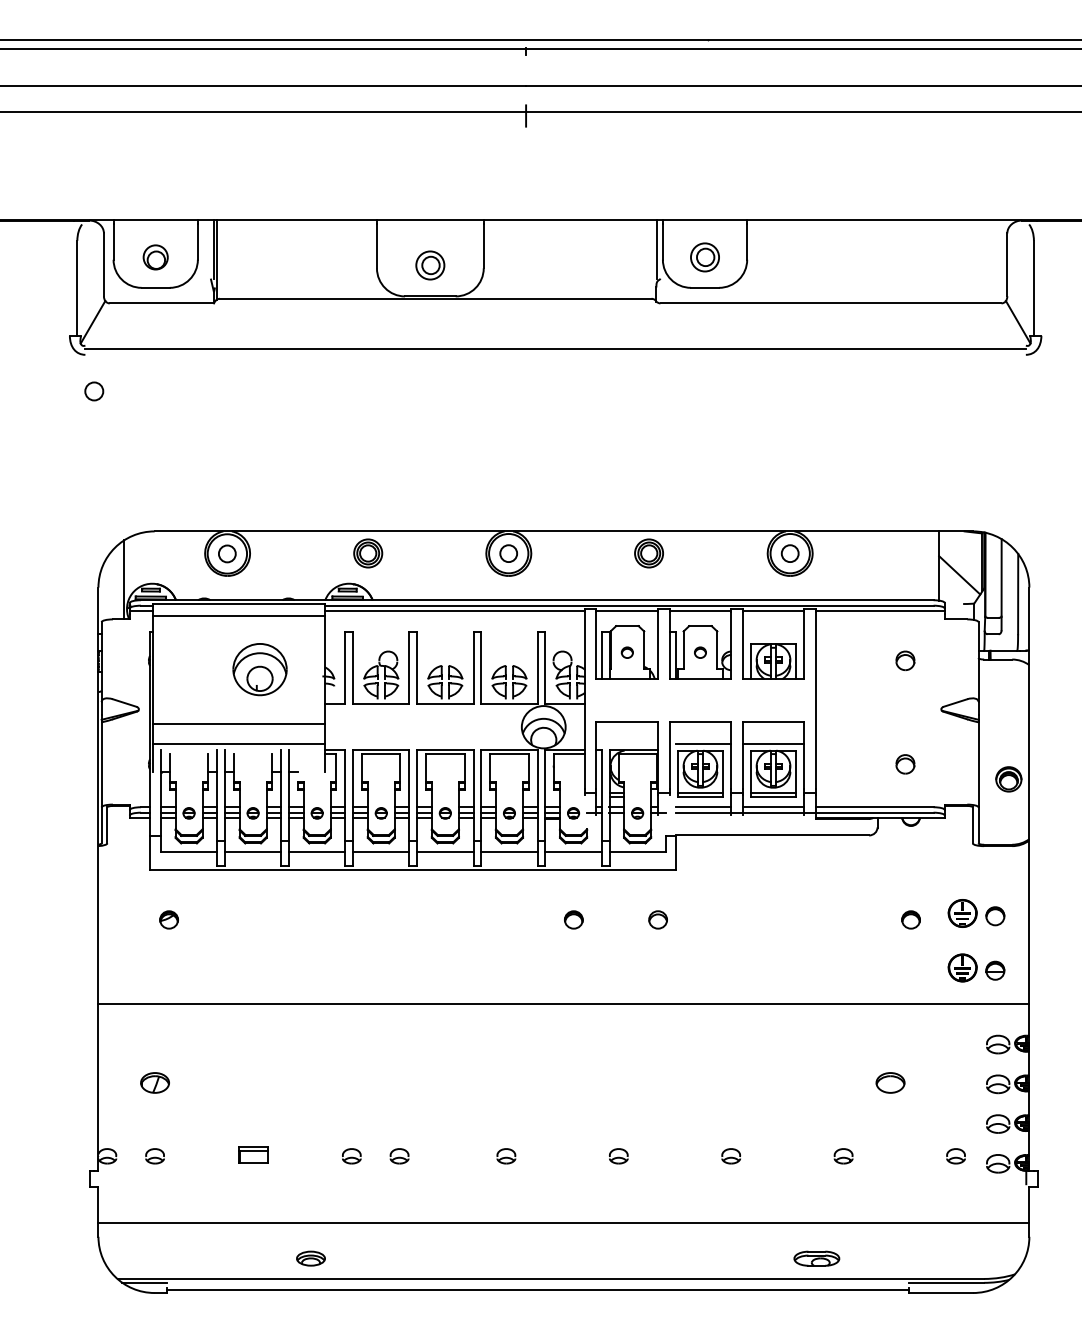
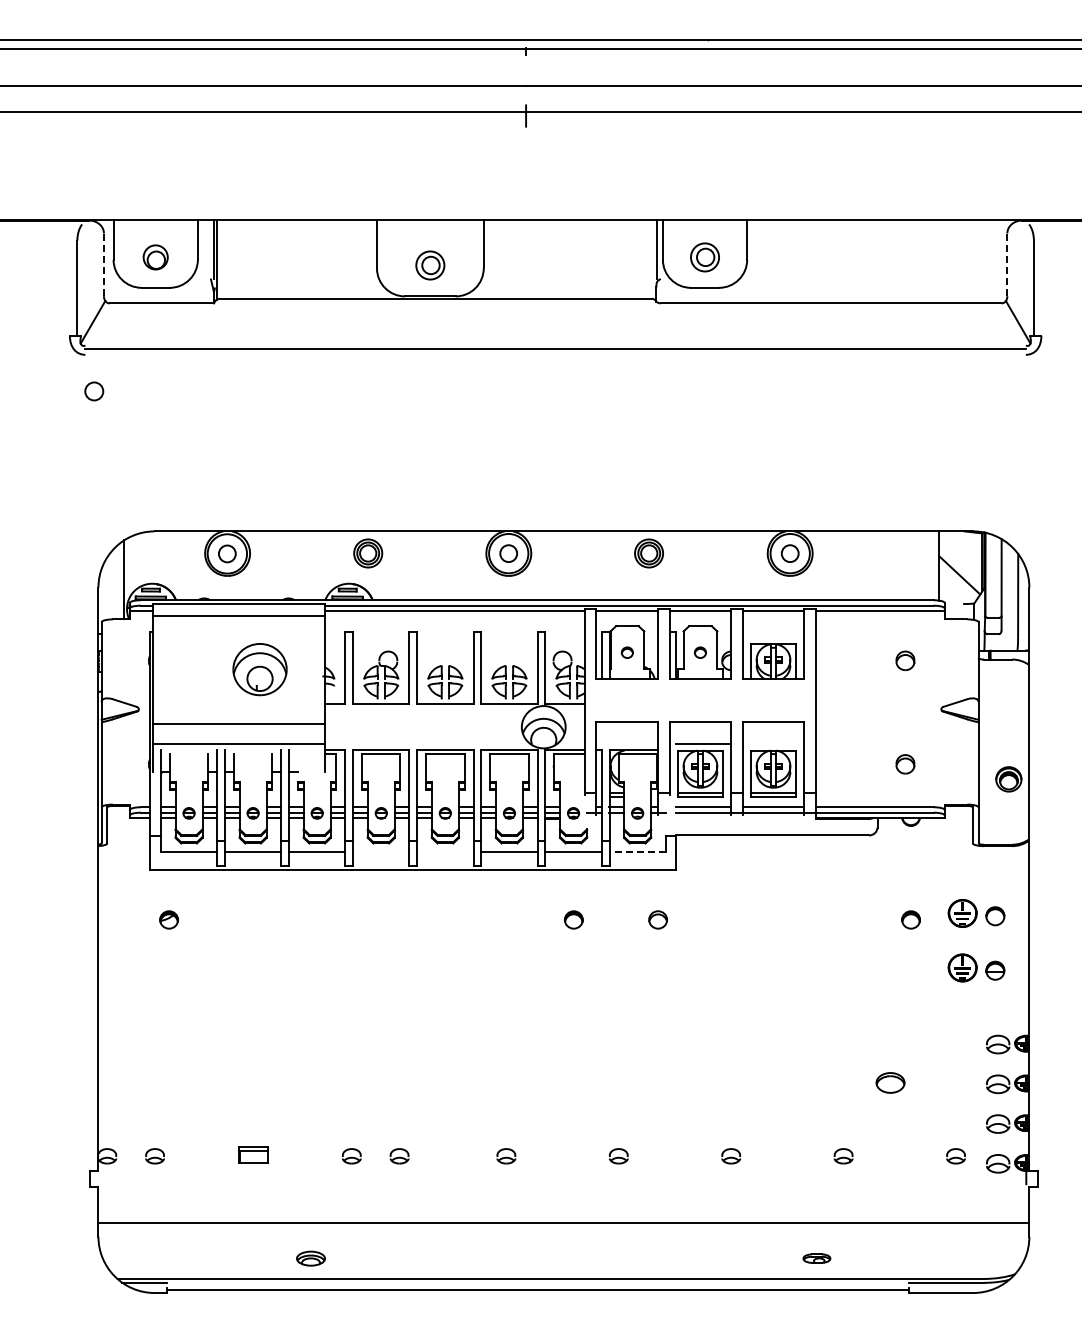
line: solid -> dashed (103, 264)
line: solid -> dashed (1007, 264)
line: present -> none (773, 743)
line: present -> none (381, 851)
line: present -> none (445, 851)
line: solid -> dashed (637, 851)
line: present -> none (563, 1003)
part: present -> none (154, 1082)
part size: 48x17 px -> 30x11 px (816, 1258)
